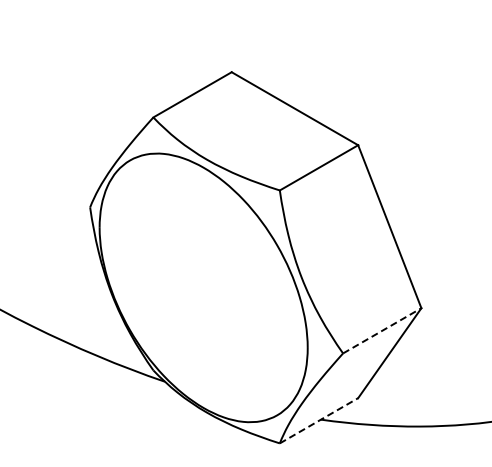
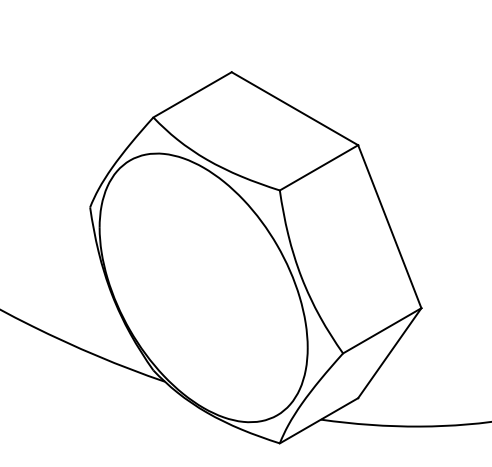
line: dashed -> solid (382, 330)
line: dashed -> solid (319, 420)
